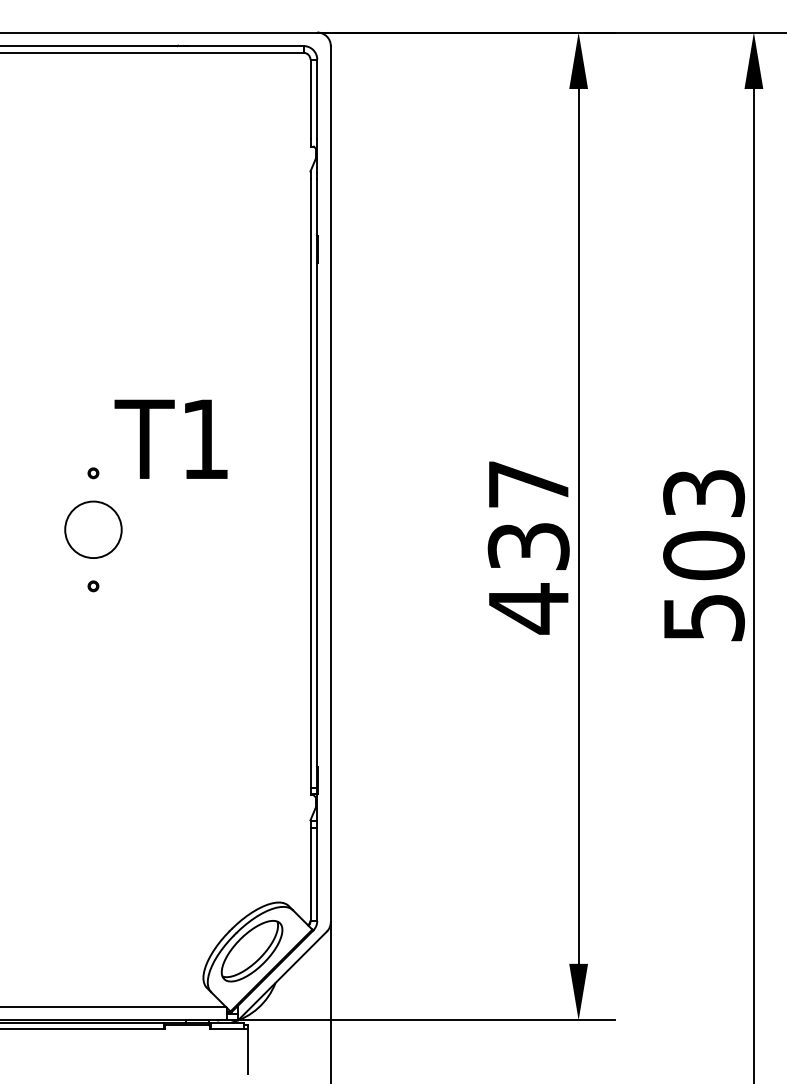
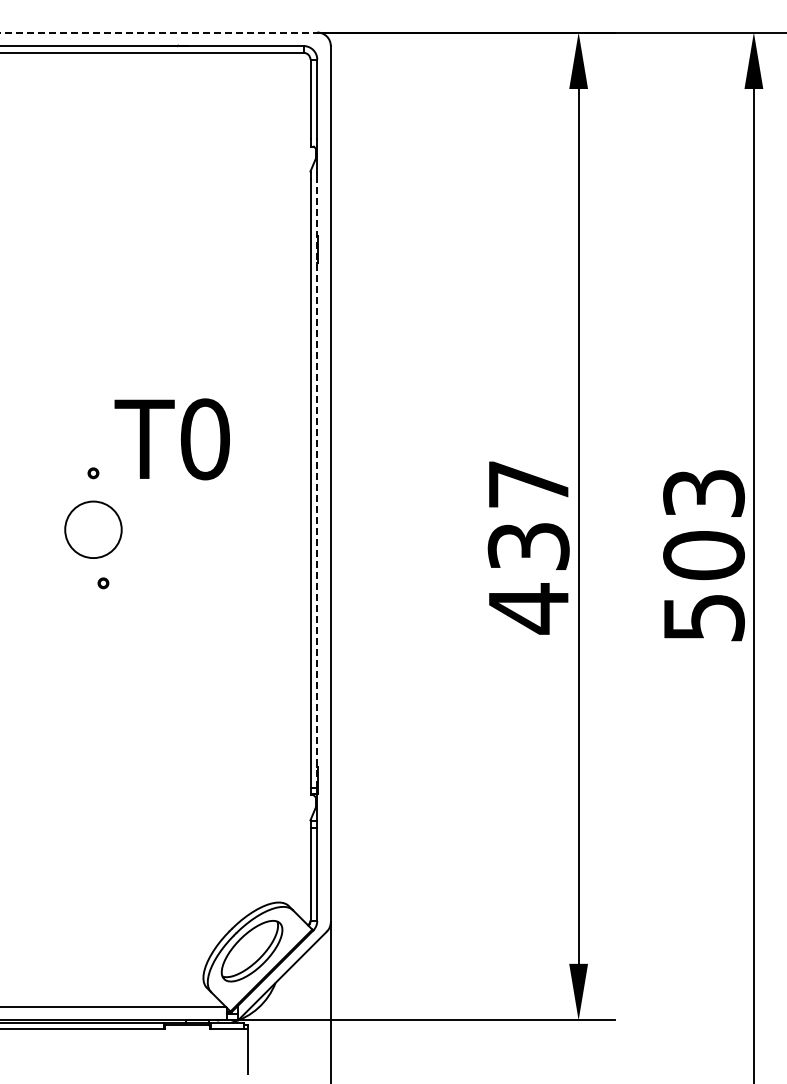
line: solid -> dashed (159, 32)
text: T1 -> T0 (204, 439)
line: solid -> dashed (317, 483)
part position: (93, 586) -> (103, 583) (103, 583)
